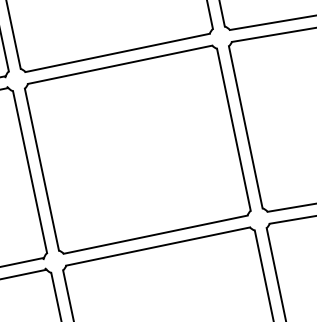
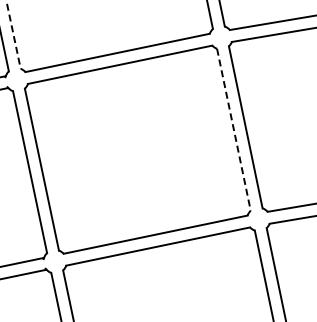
line: solid -> dashed (13, 34)
line: solid -> dashed (233, 129)
